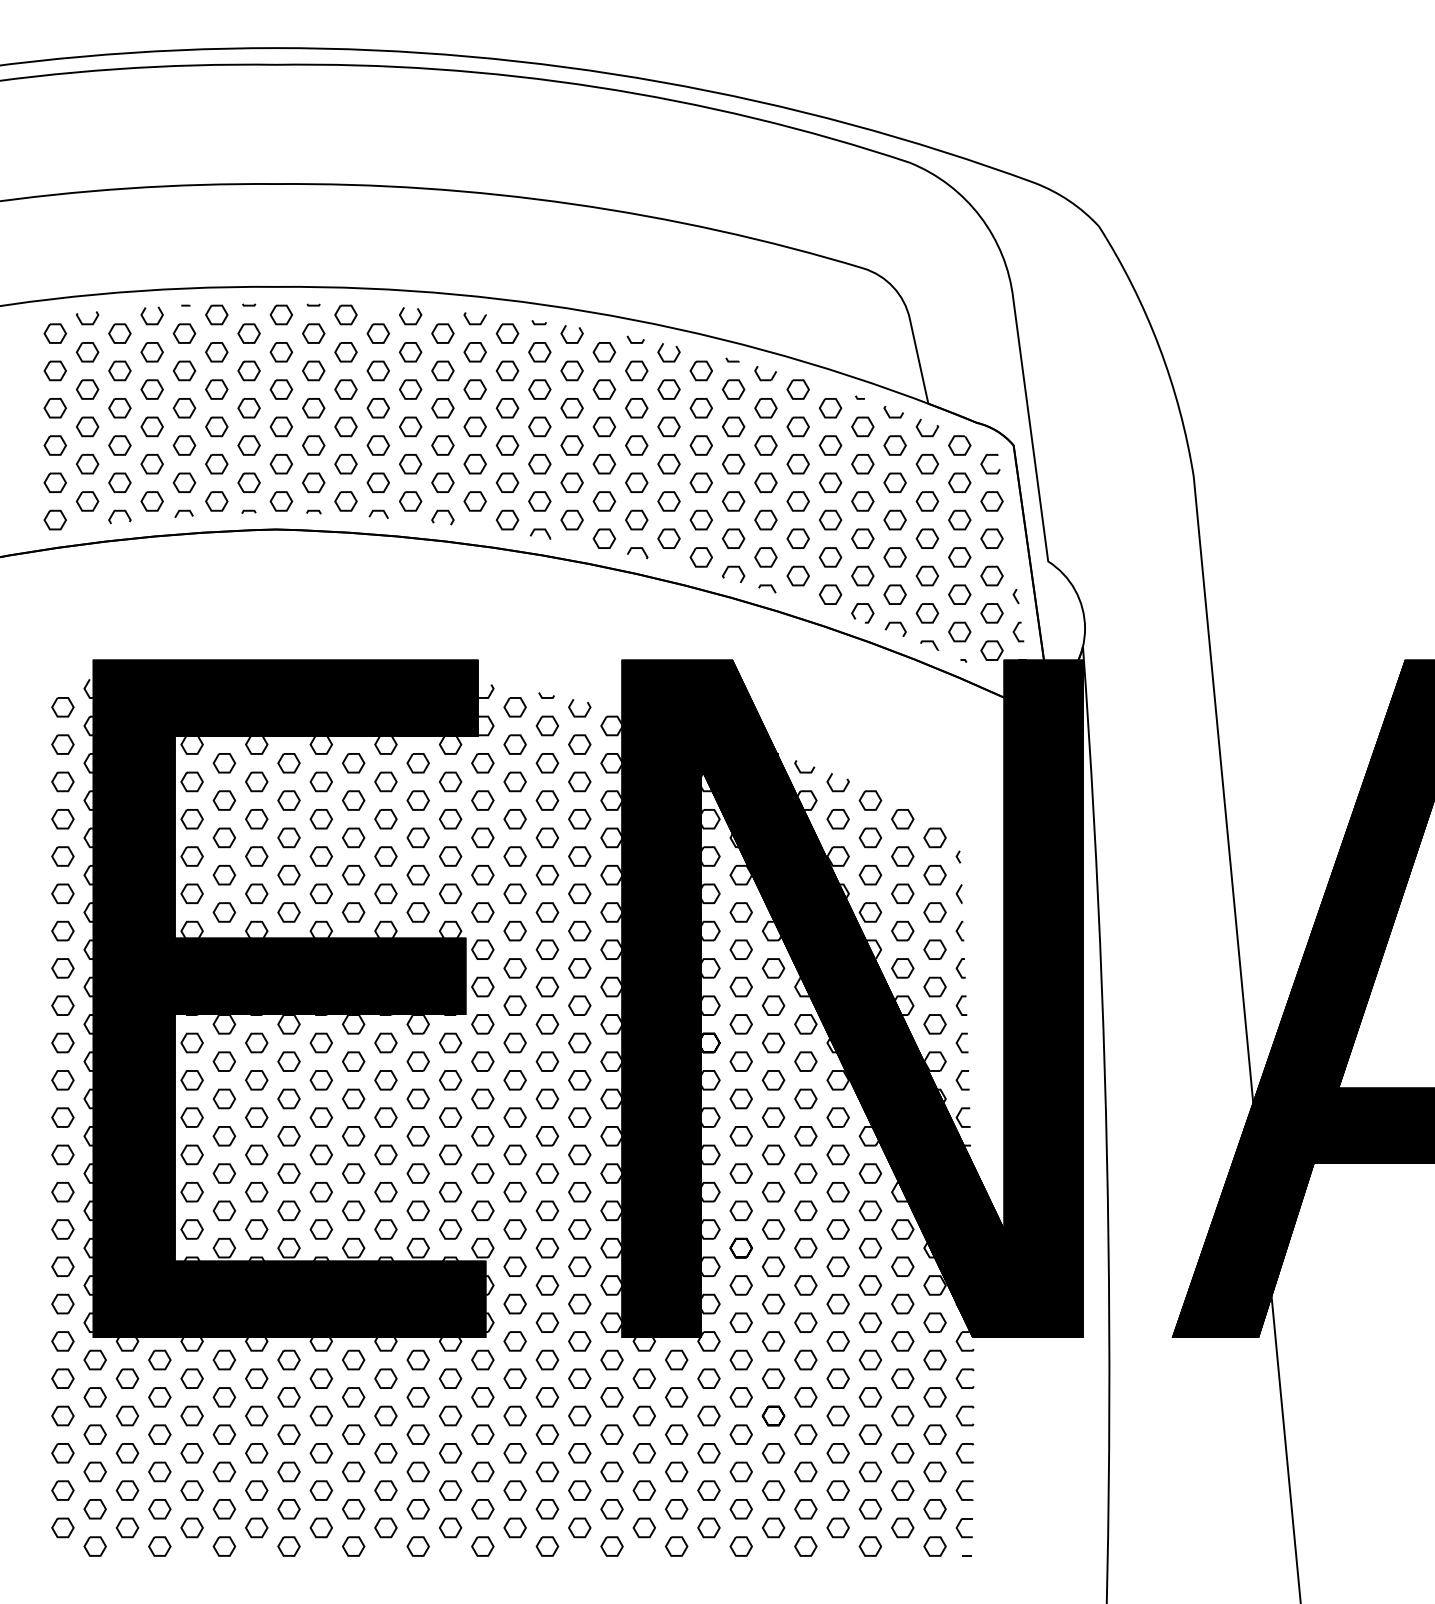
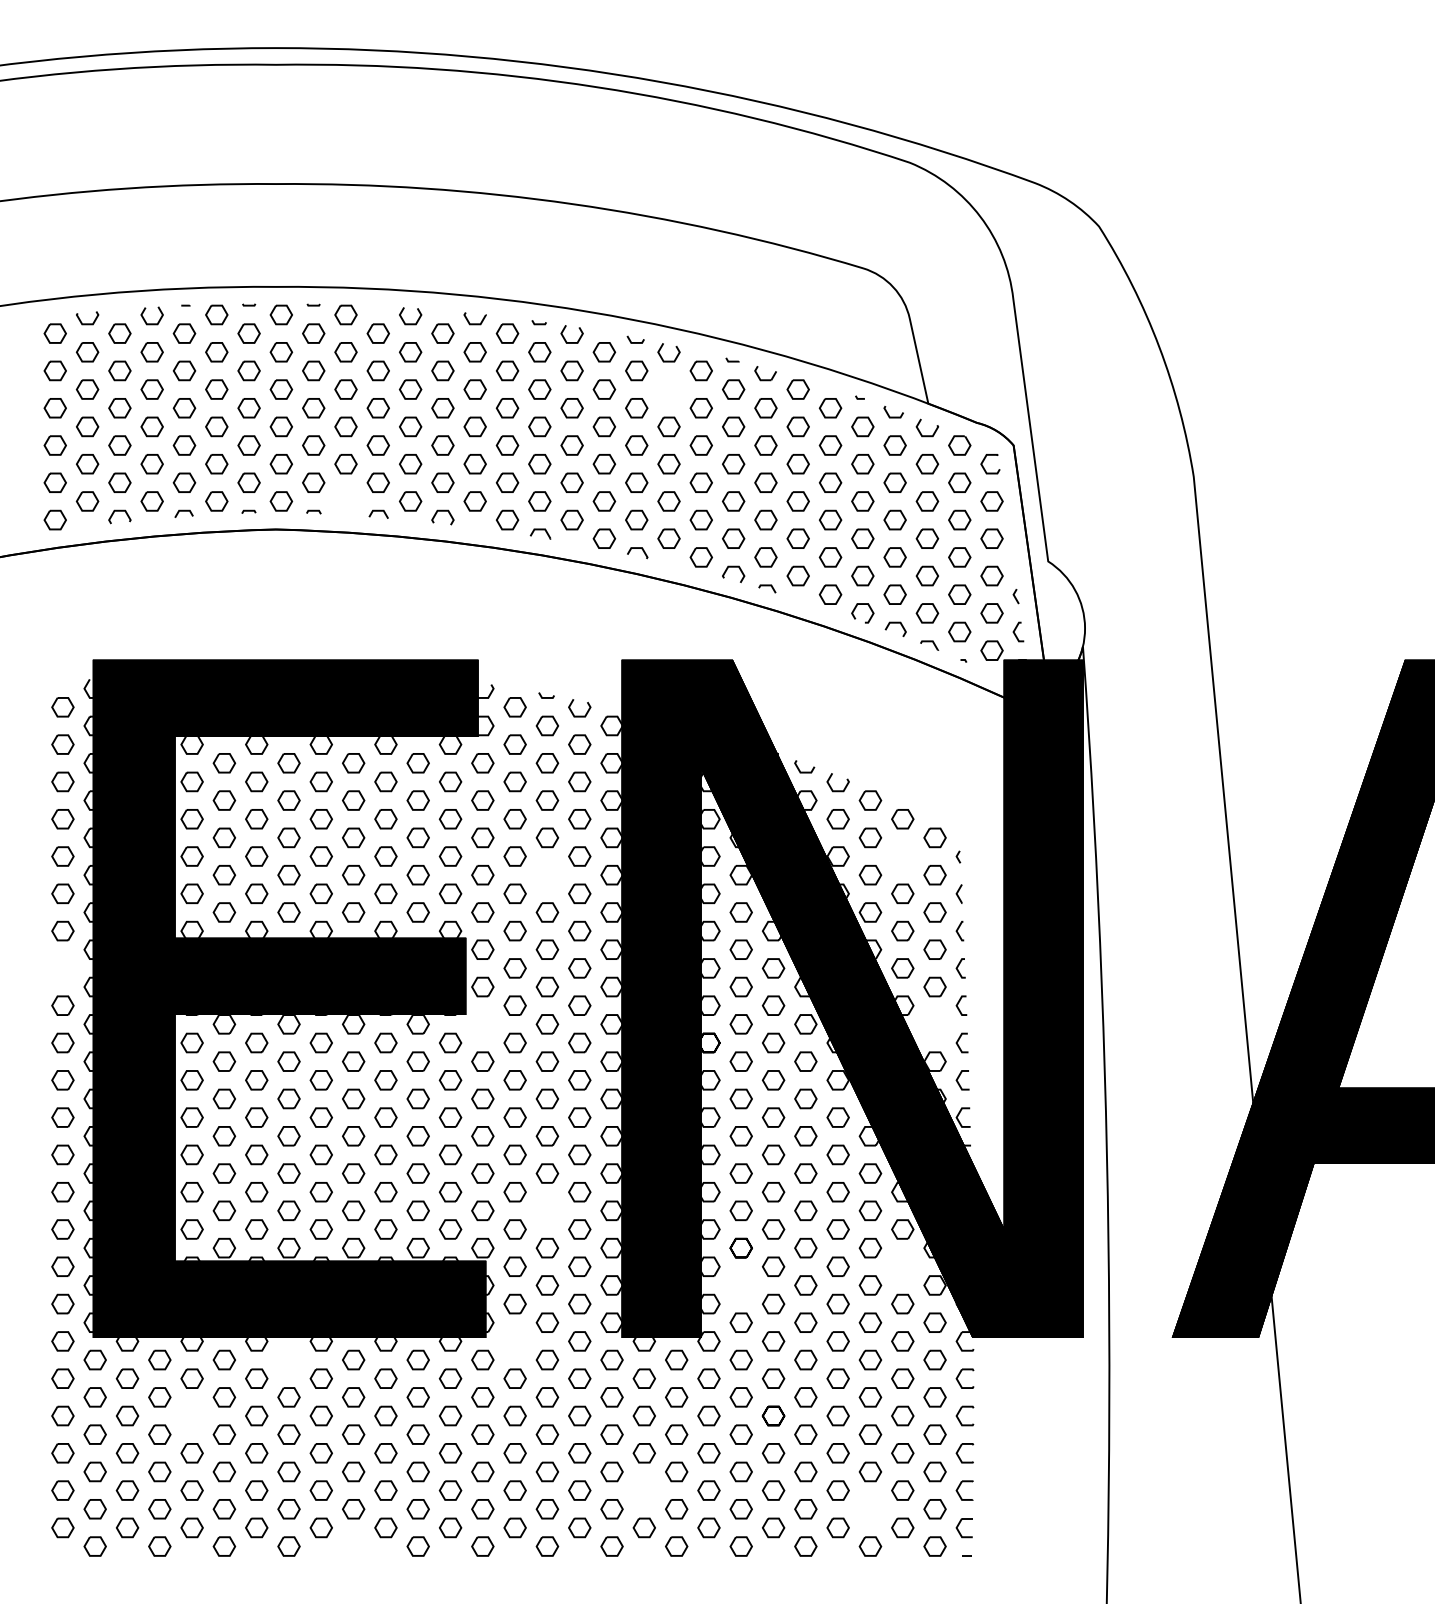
part: present -> none (668, 389)
part: present -> none (345, 501)
part: present -> none (902, 856)
part: present -> none (547, 875)
part: present -> none (62, 968)
part: present -> none (482, 1024)
part: present -> none (934, 1024)
part: present -> none (547, 1210)
part: present -> none (902, 1266)
part: present -> none (740, 1285)
part: present -> none (514, 1341)
part: present -> none (288, 1359)
part: present -> none (191, 1415)
part: present -> none (643, 1490)
part: present -> none (870, 1509)
part: present -> none (353, 1546)
